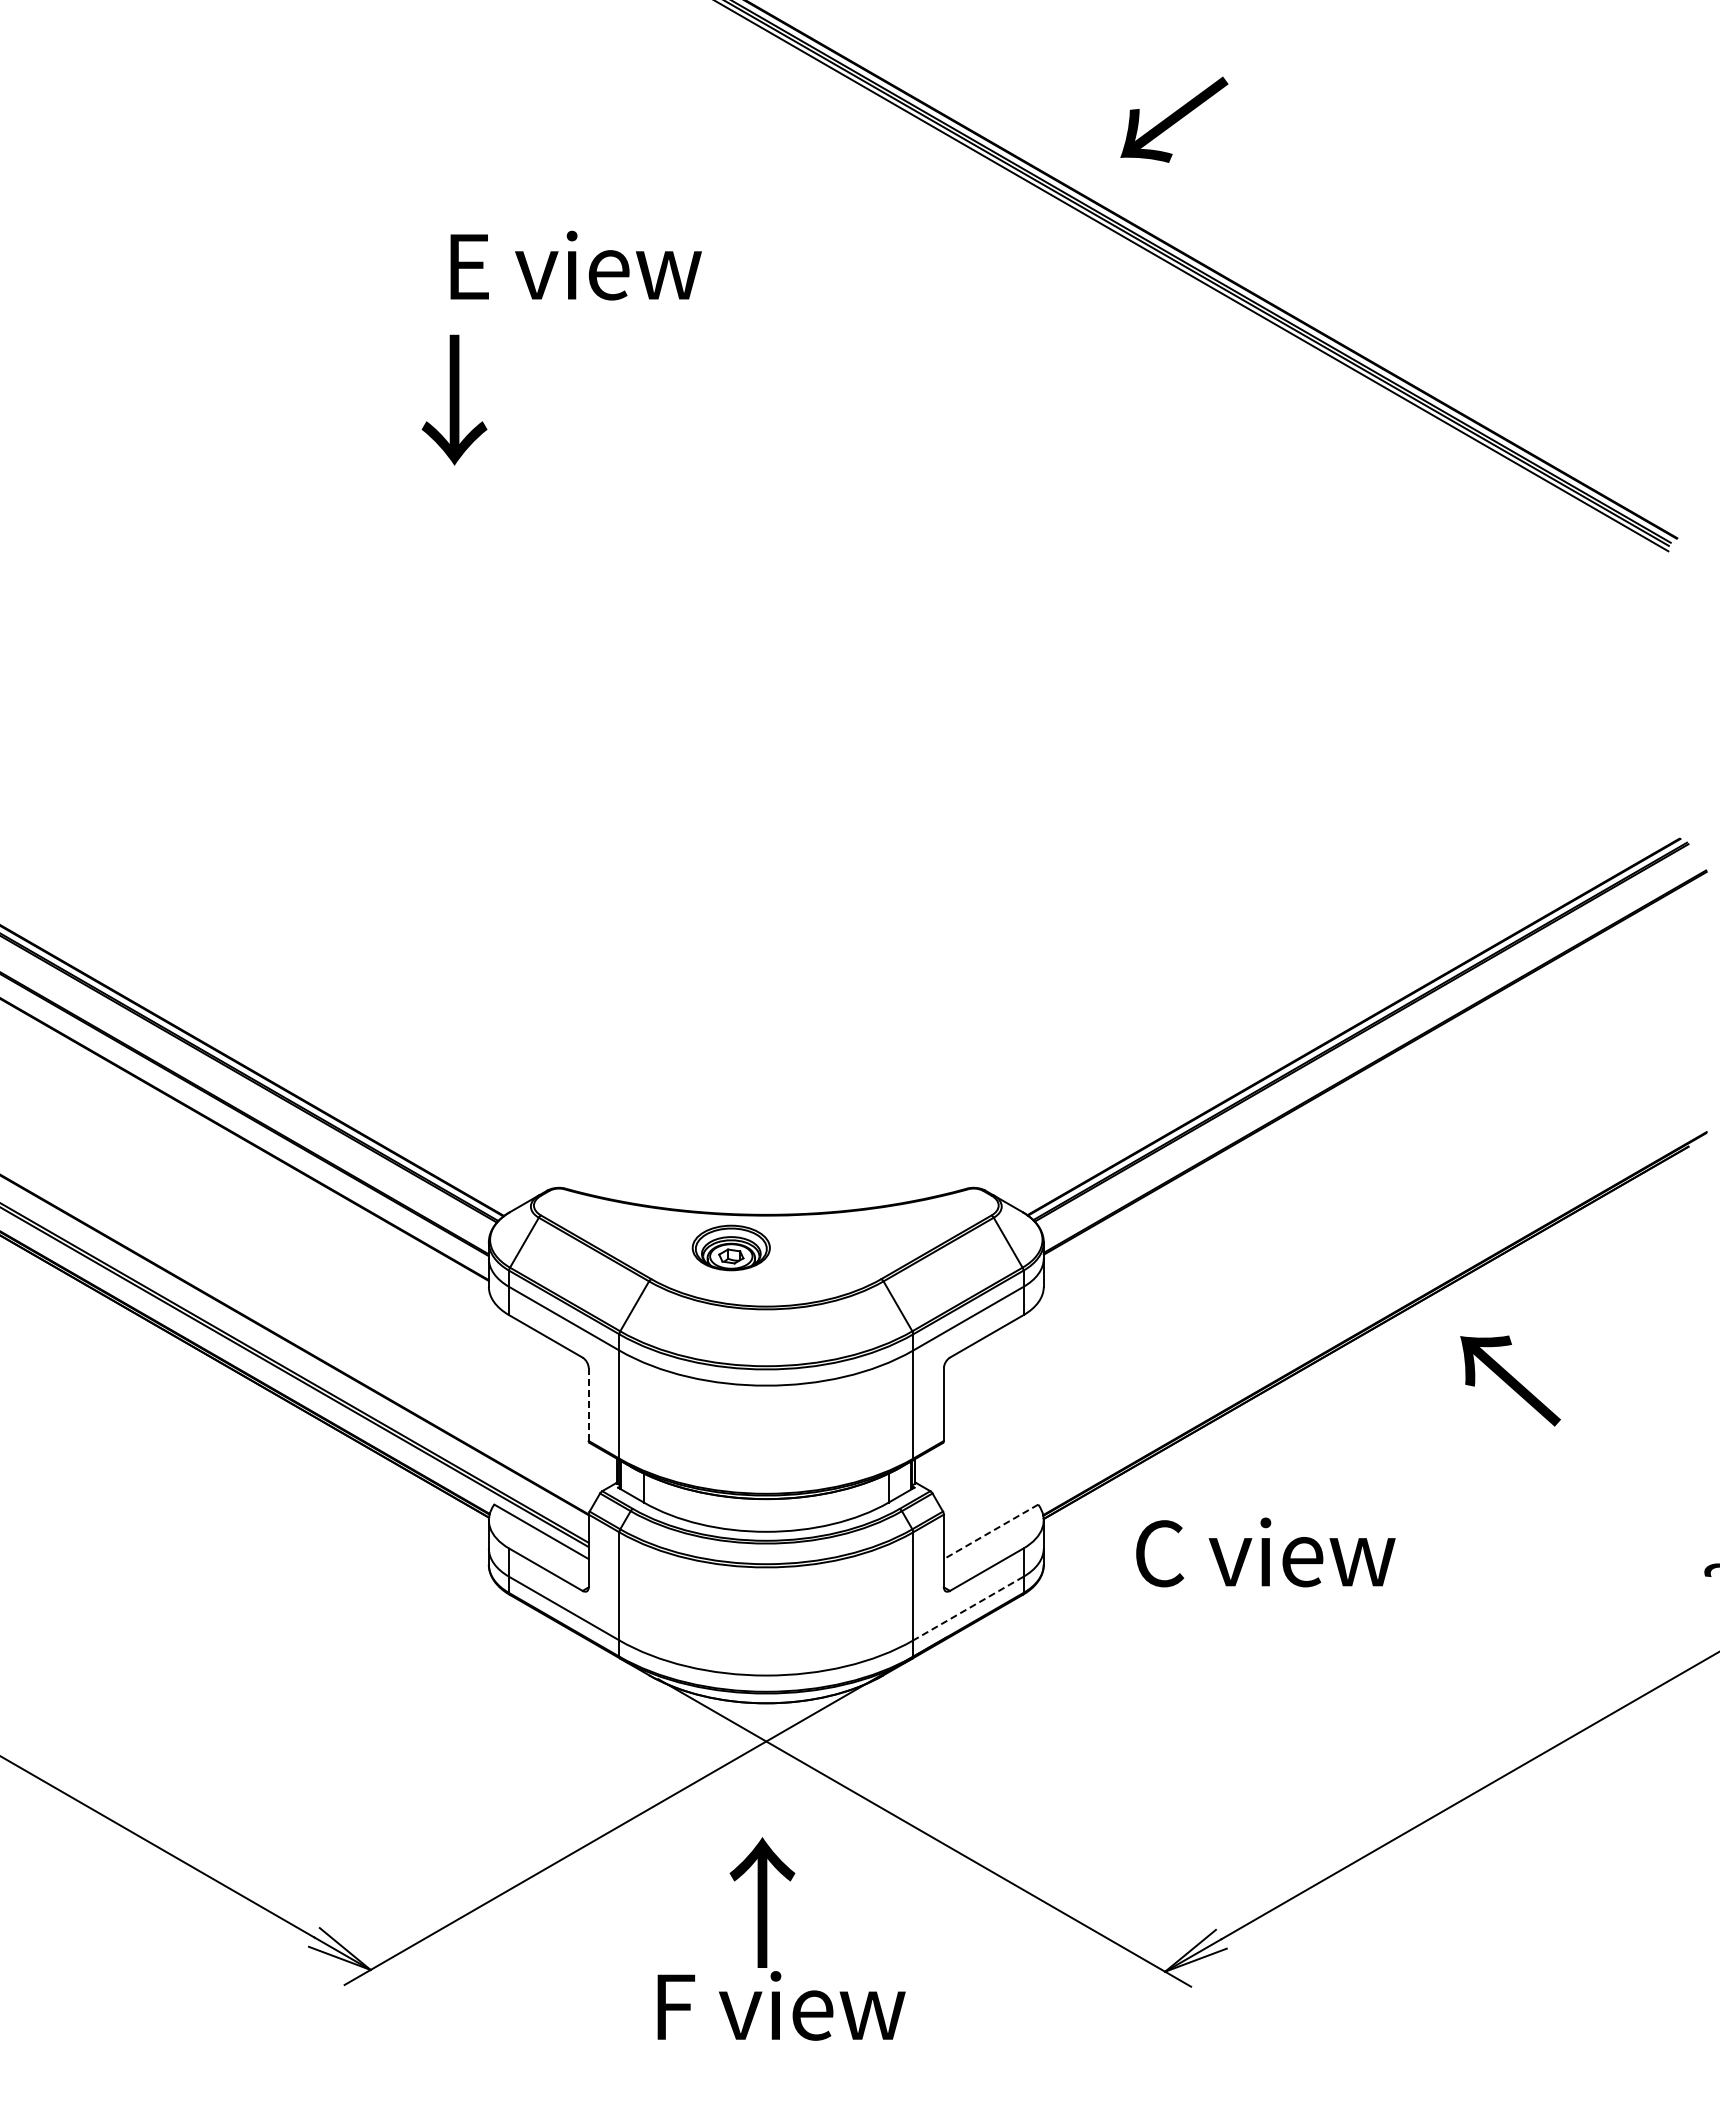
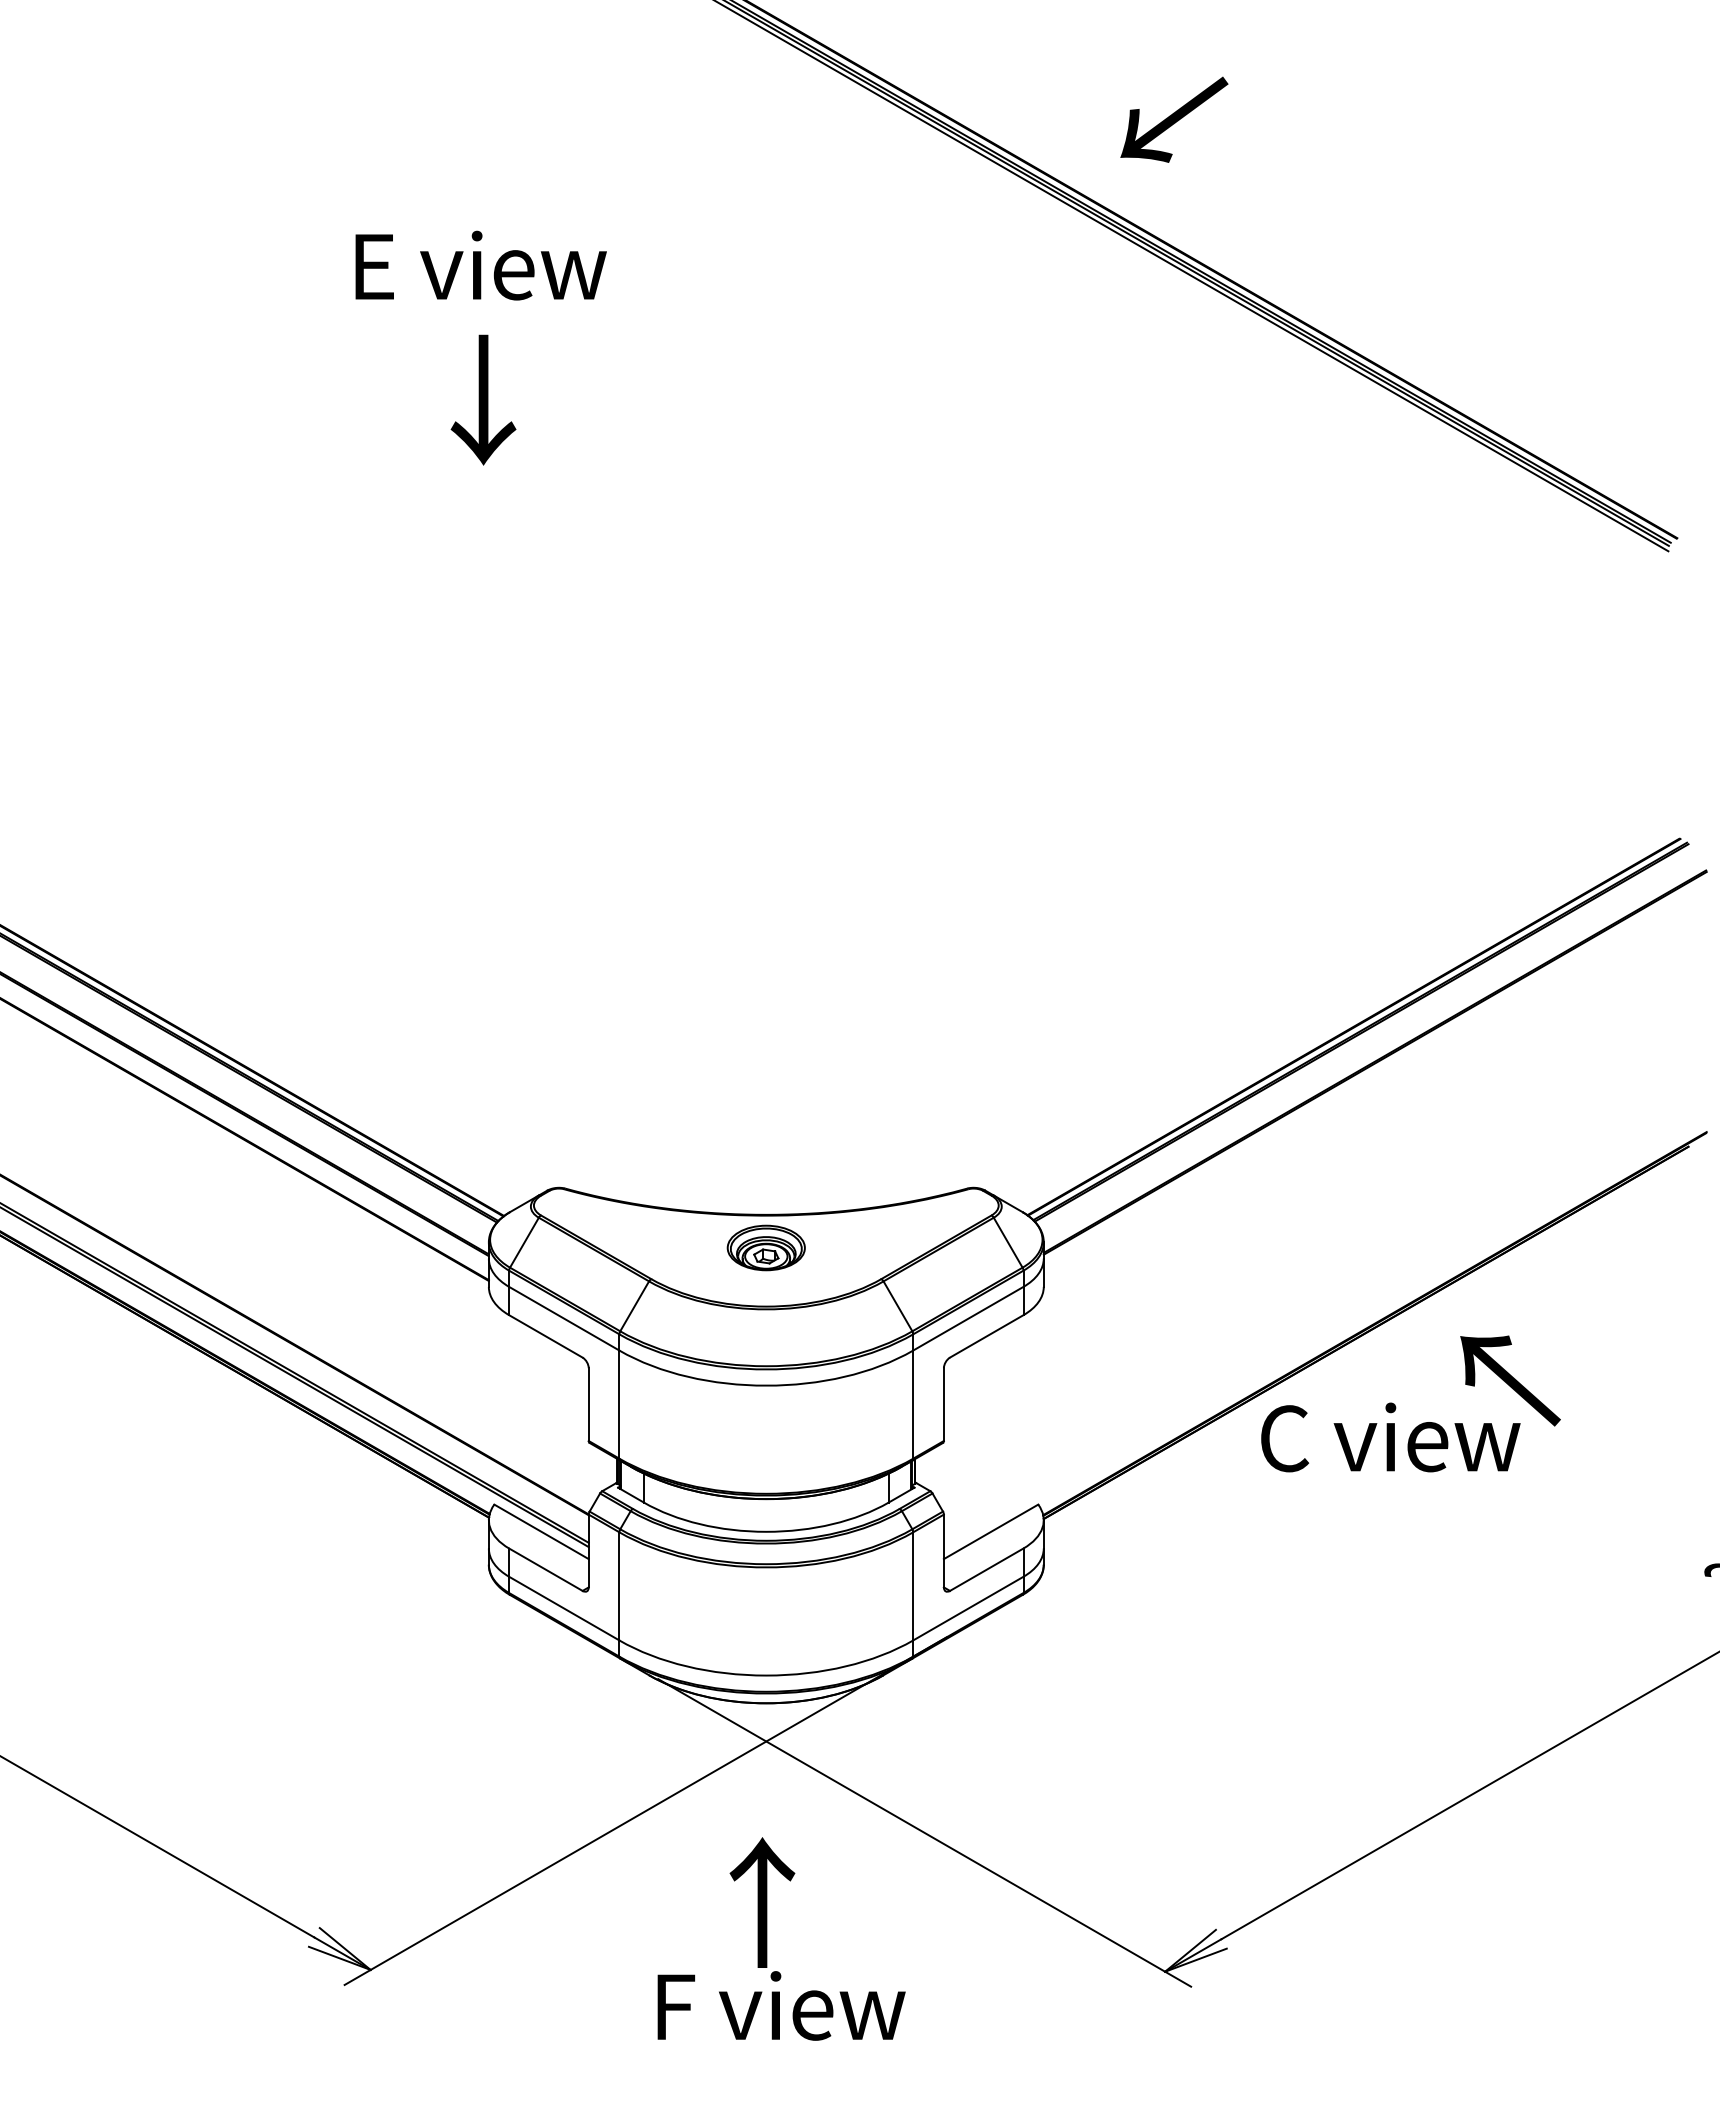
text position: (575, 265) -> (480, 265) (480, 265)
text position: (454, 399) -> (483, 399) (483, 399)
part position: (730, 1247) -> (765, 1247) (765, 1247)
line: dashed -> solid (588, 1405)
line: dashed -> solid (990, 1532)
text position: (1265, 1552) -> (1390, 1437) (1390, 1437)
line: dashed -> solid (968, 1608)
